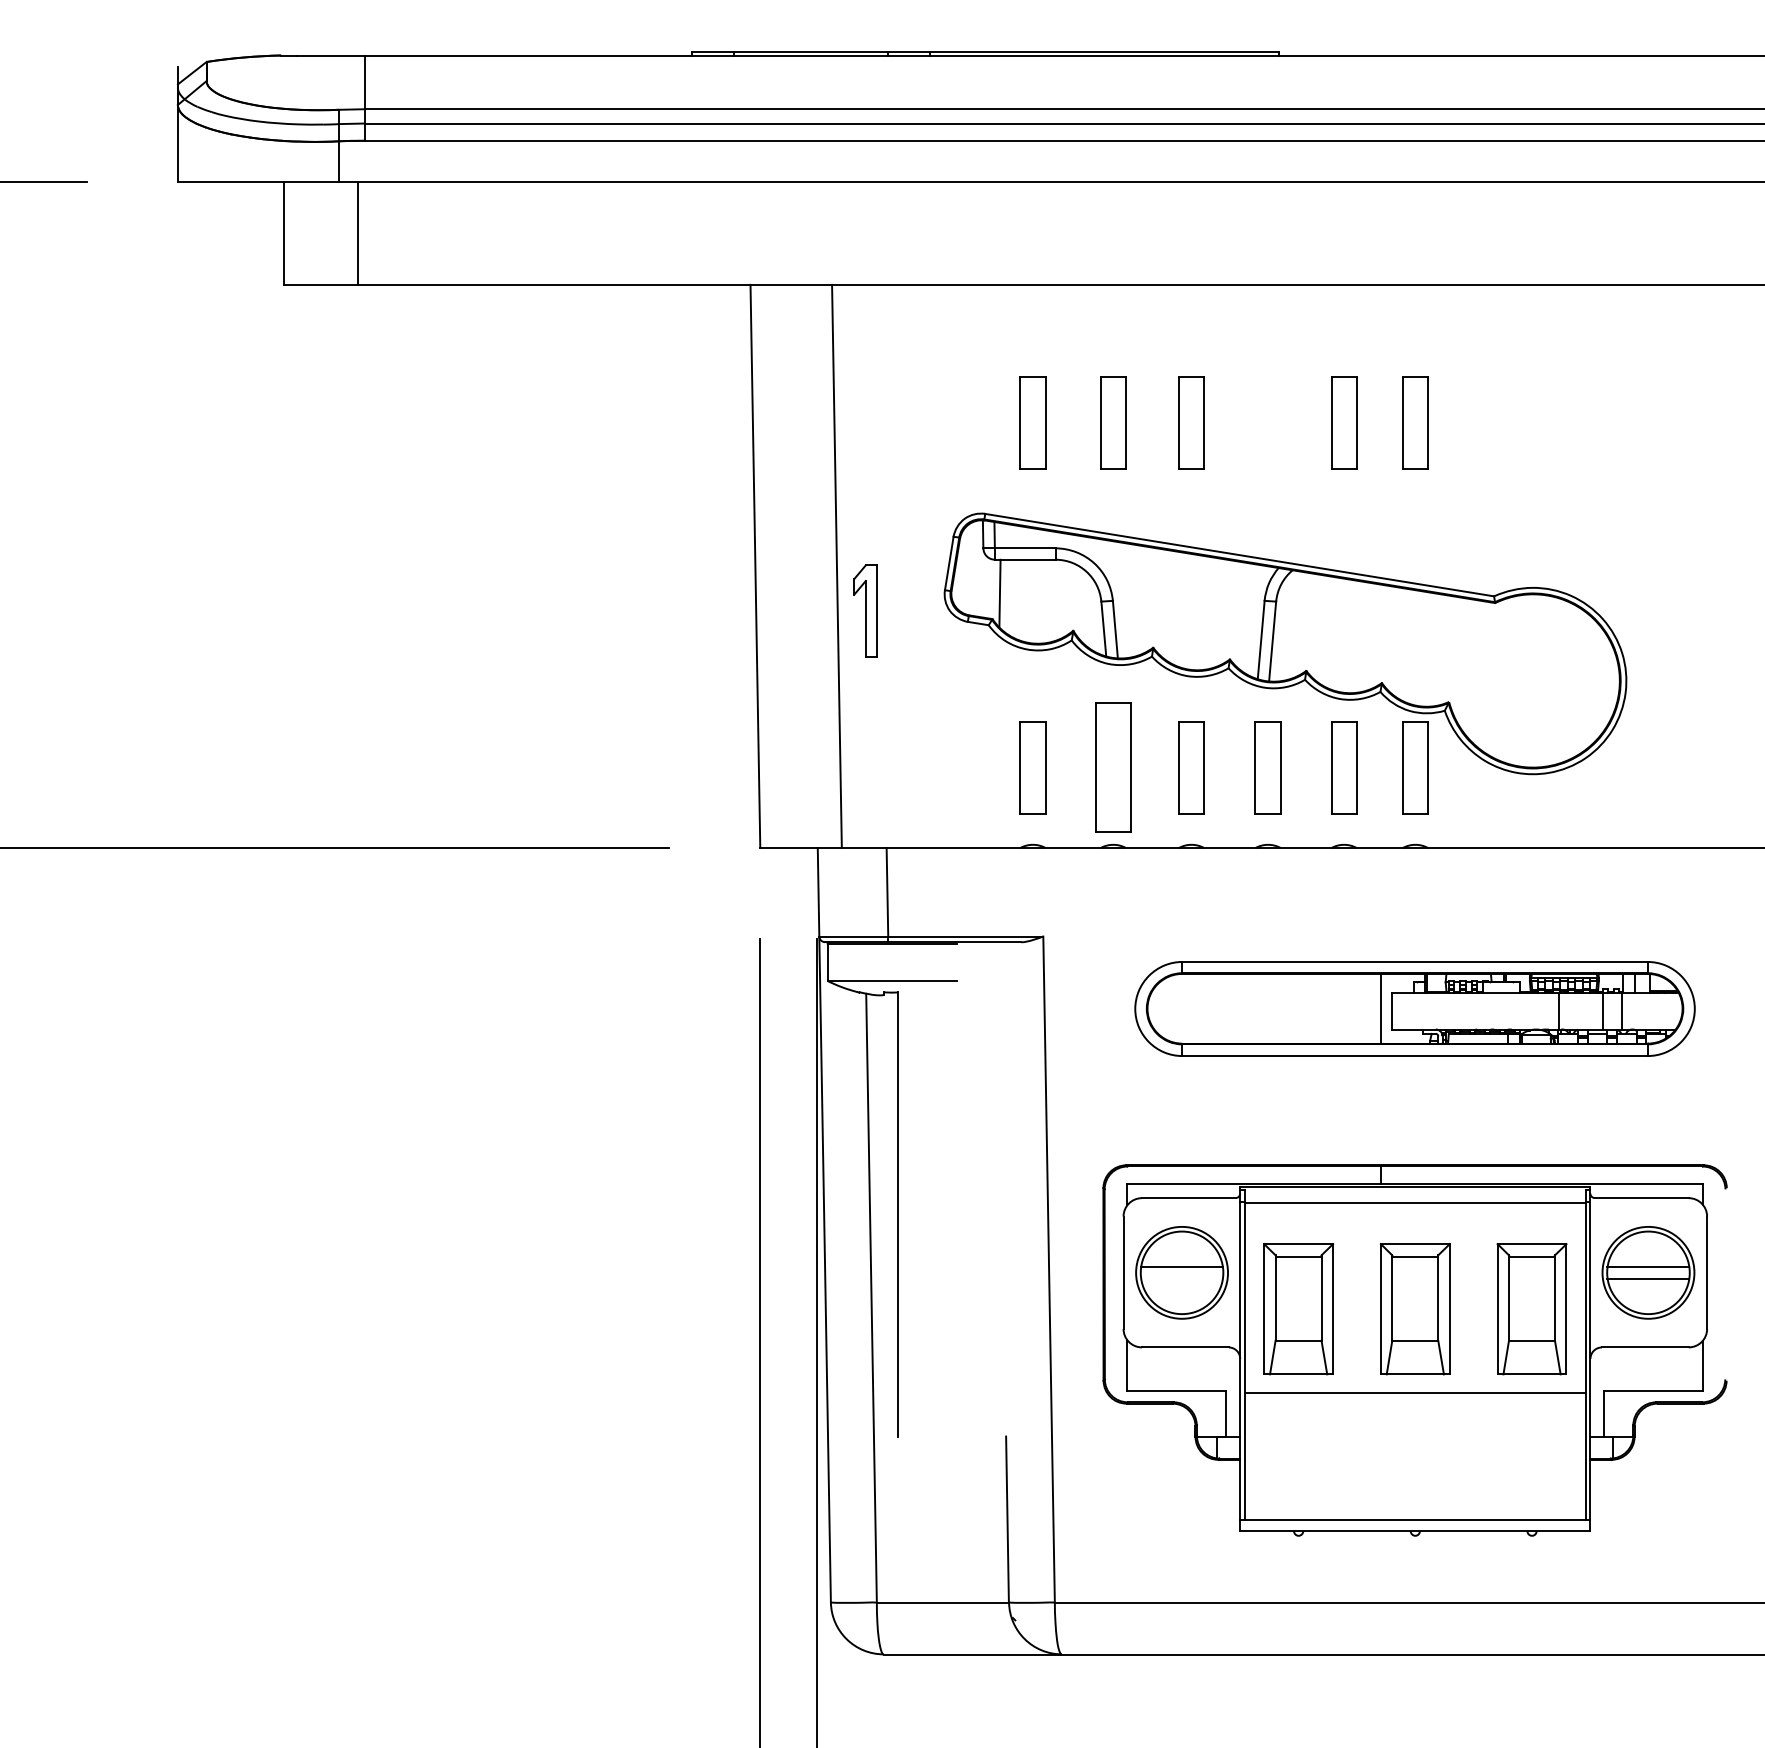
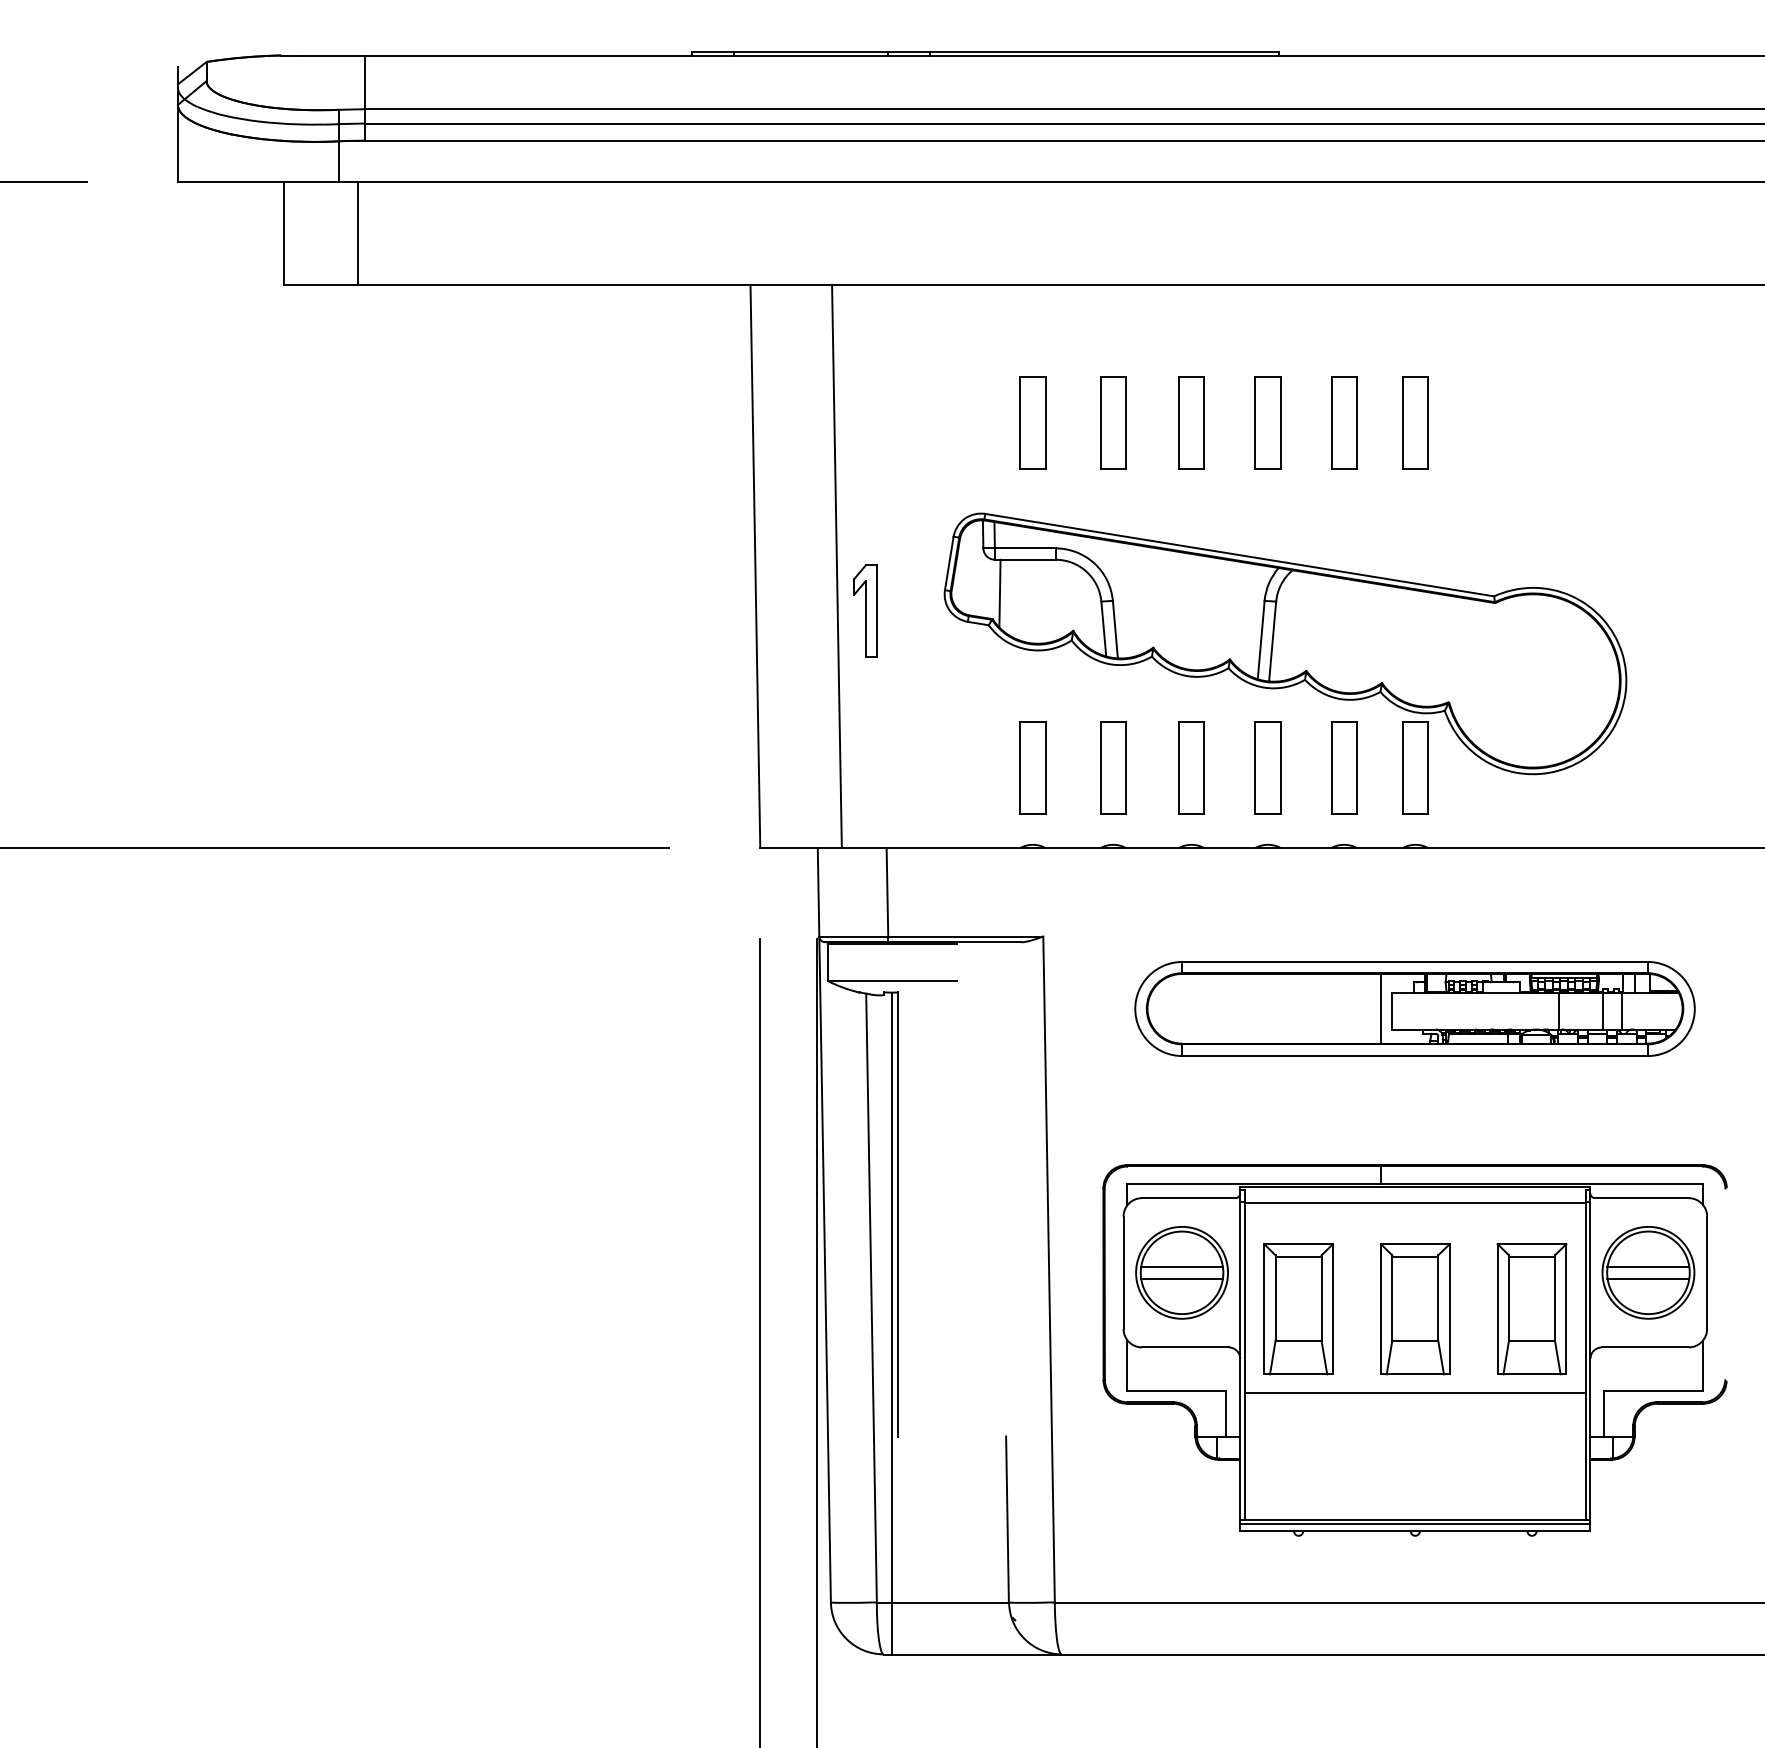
part: none -> present (1267, 422)
part size: 37x131 px -> 27x94 px (1113, 767)
line: none -> present (1182, 1278)
line: none -> present (892, 1323)
line: none -> present (1415, 1524)
